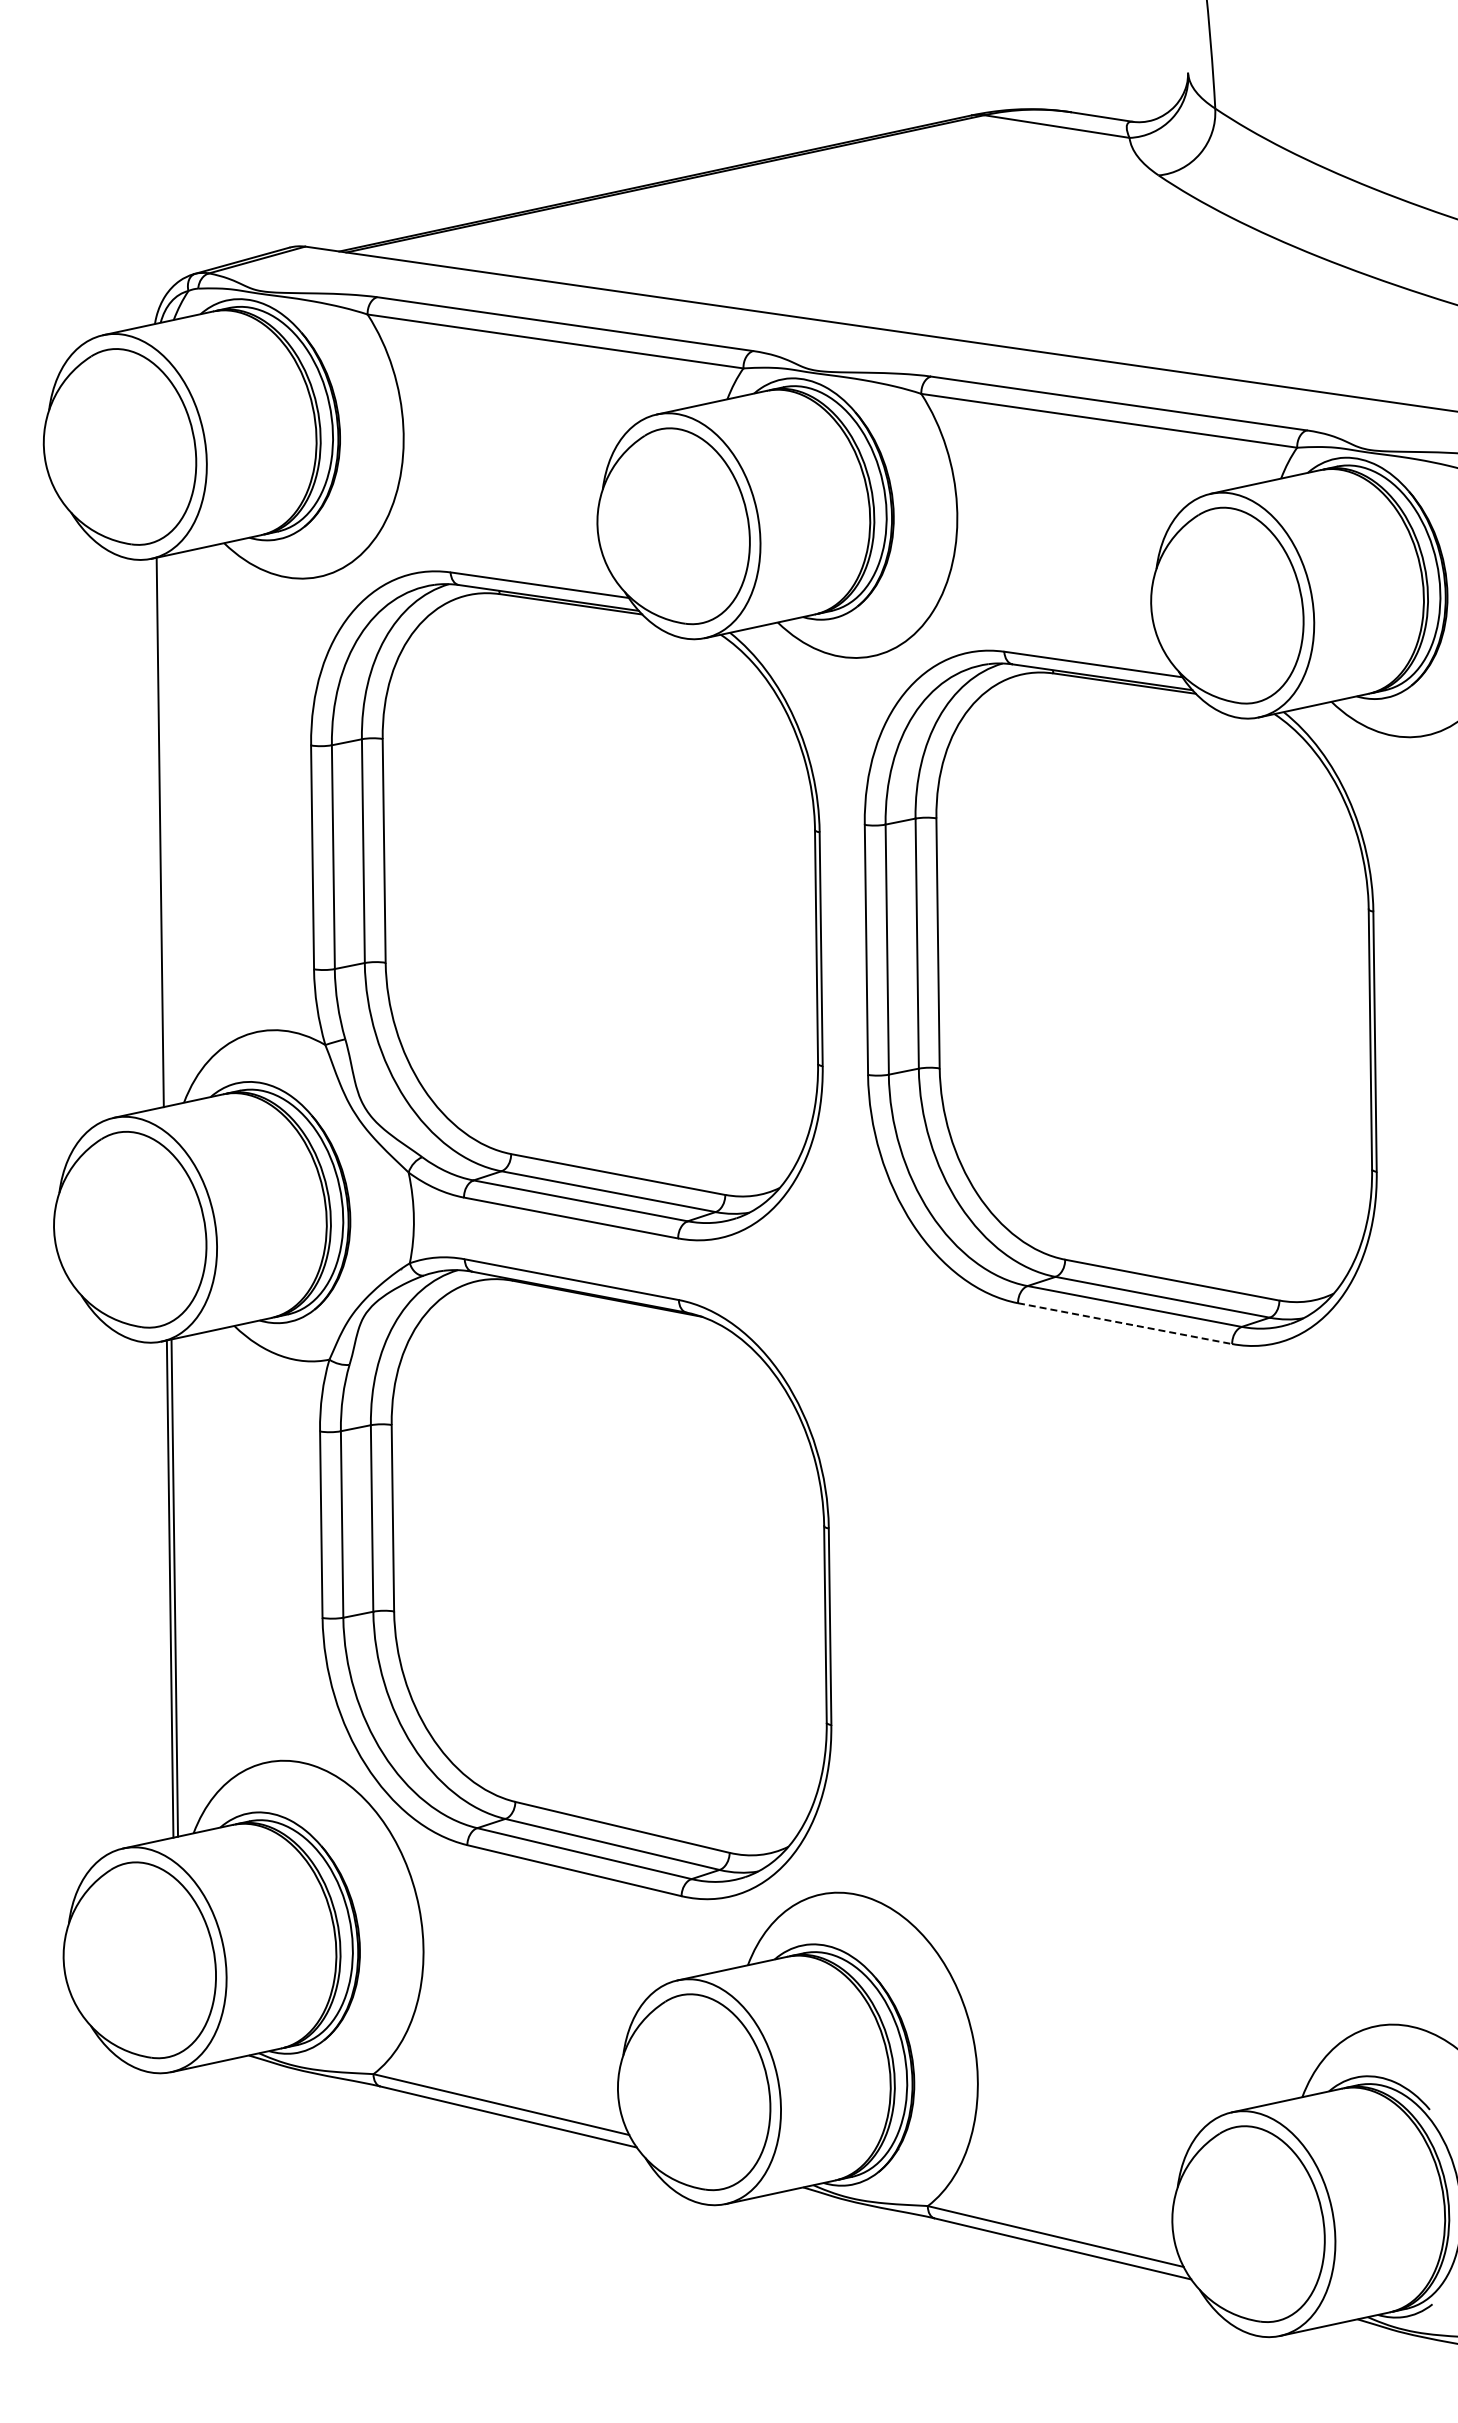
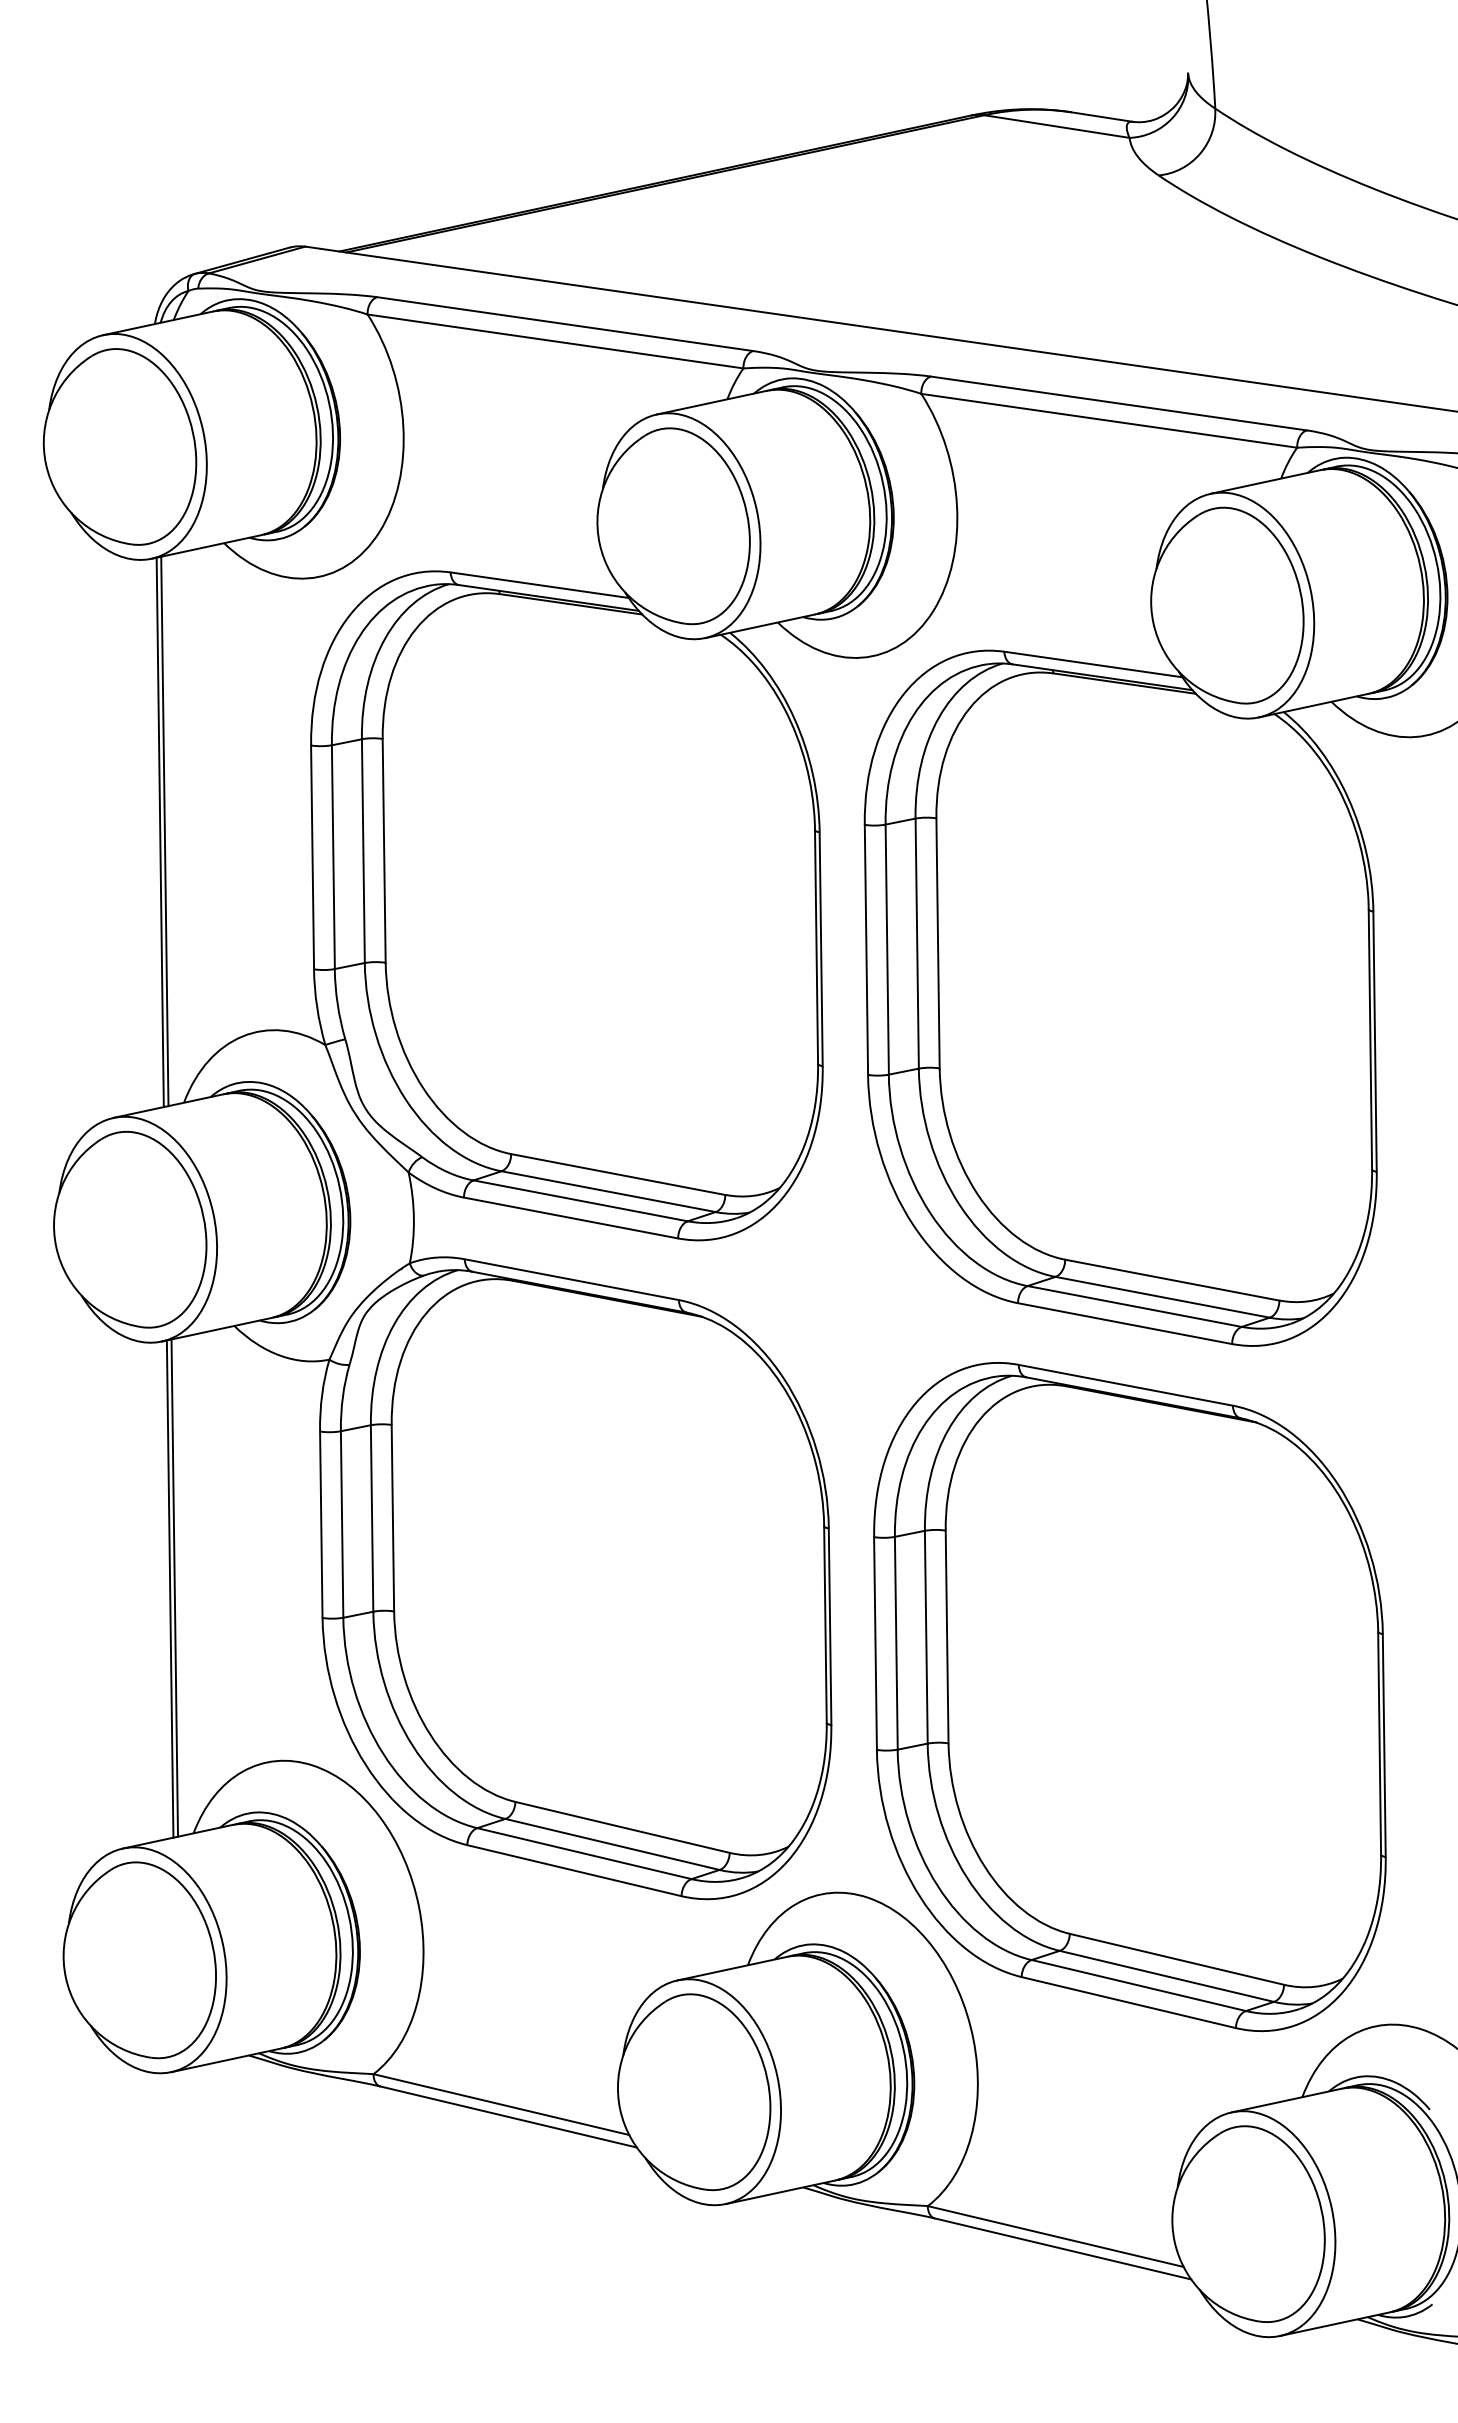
line: none -> present (164, 831)
line: dashed -> solid (1125, 1323)
part: none -> present (1129, 1697)
